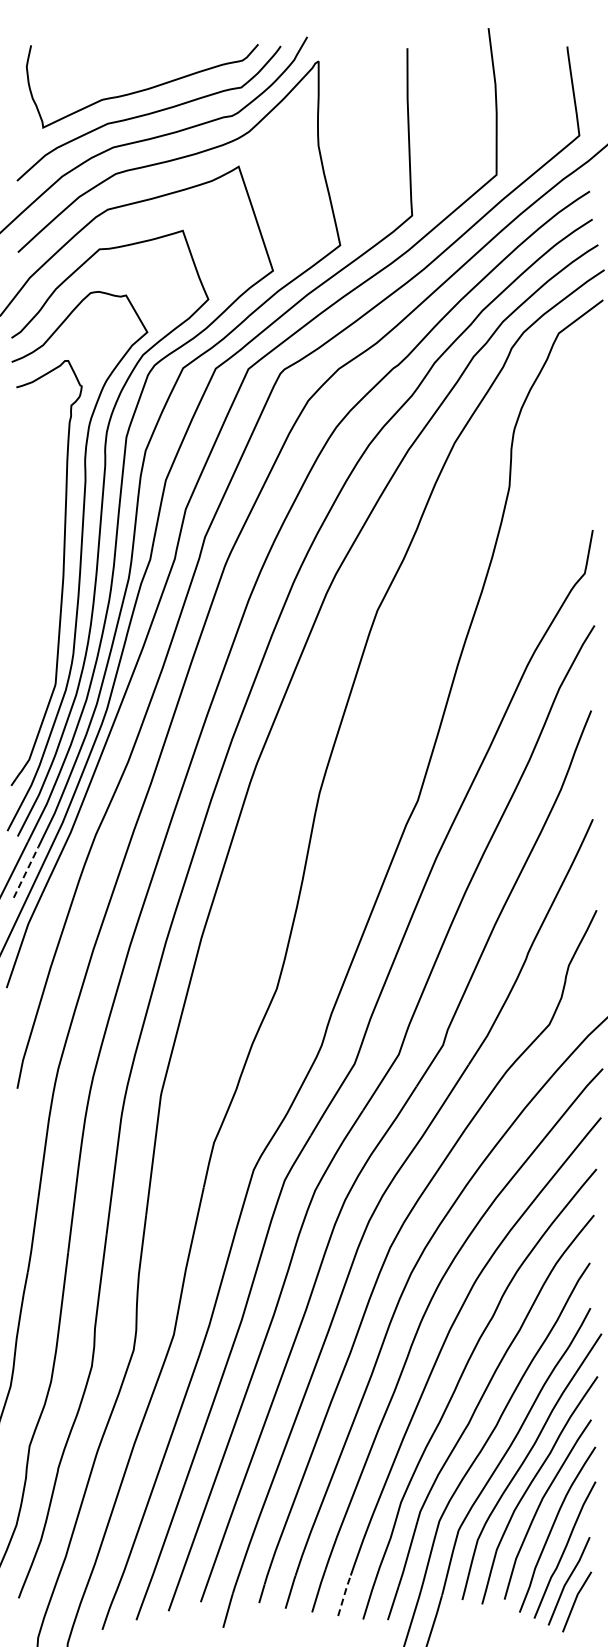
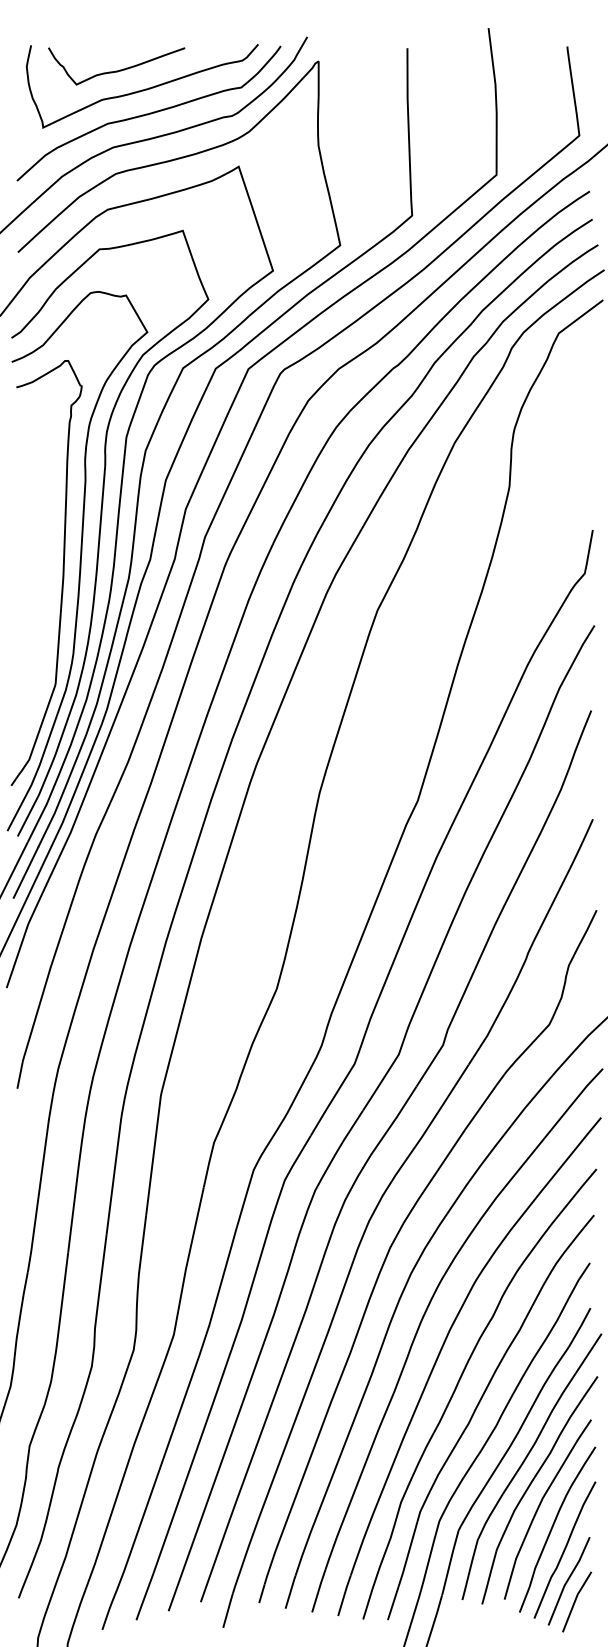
curve: none -> present (116, 70)
line: dashed -> solid (26, 872)
line: dashed -> solid (344, 1594)
